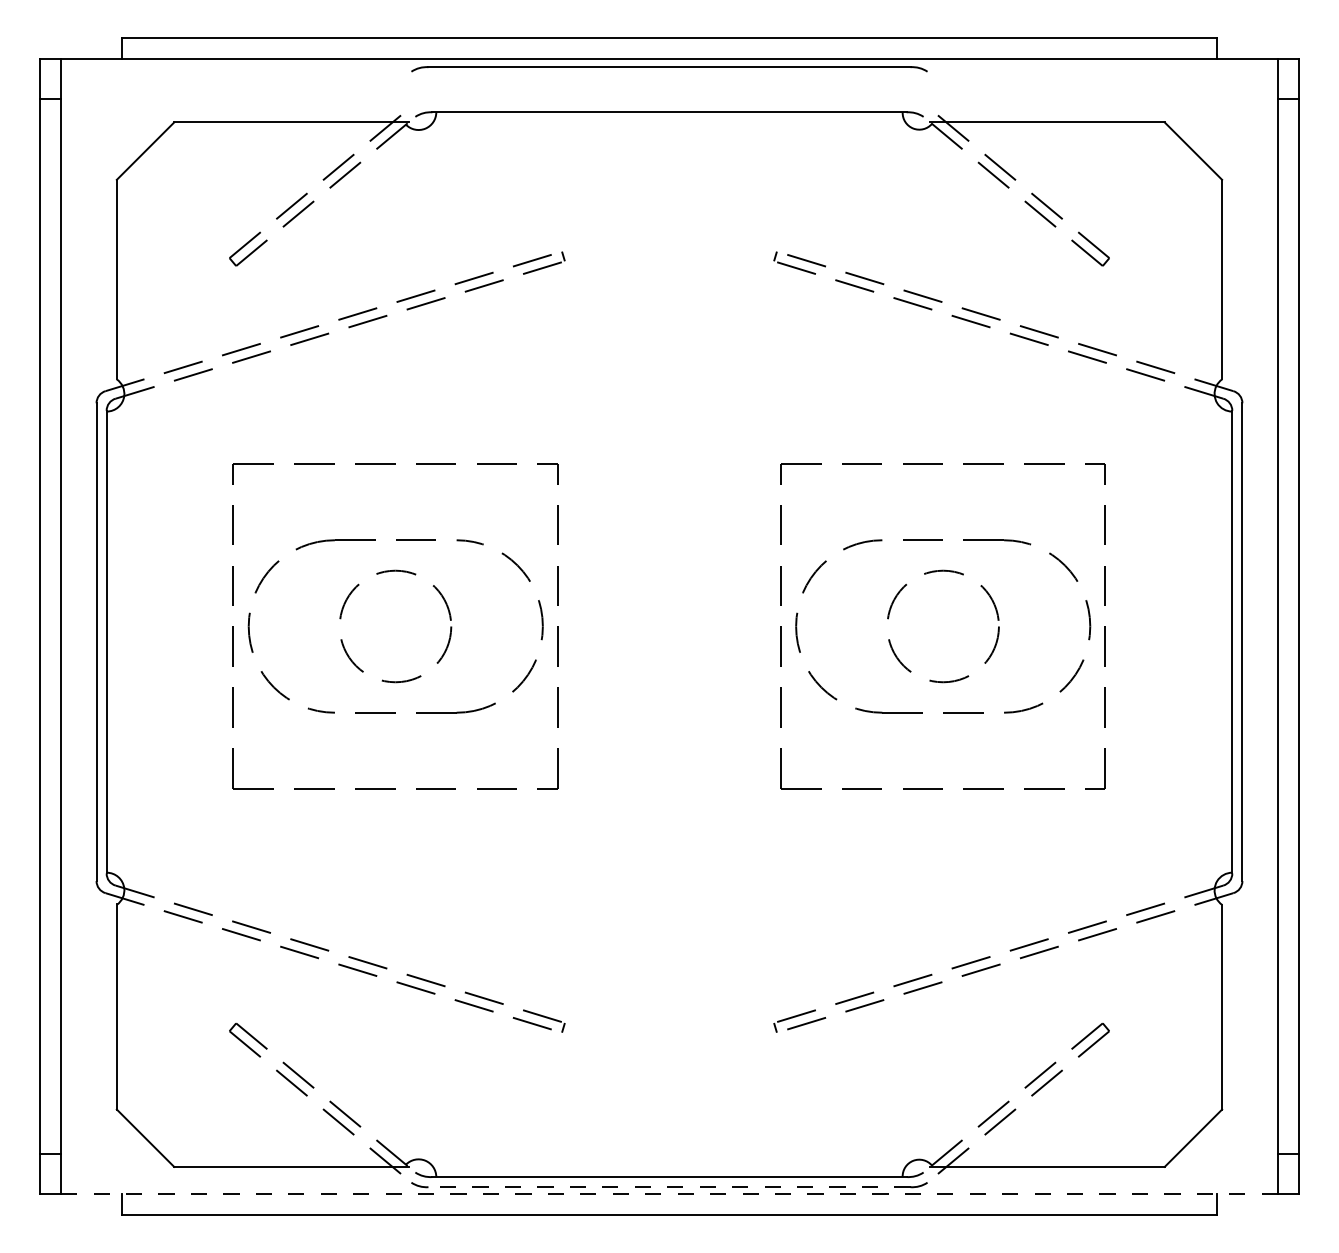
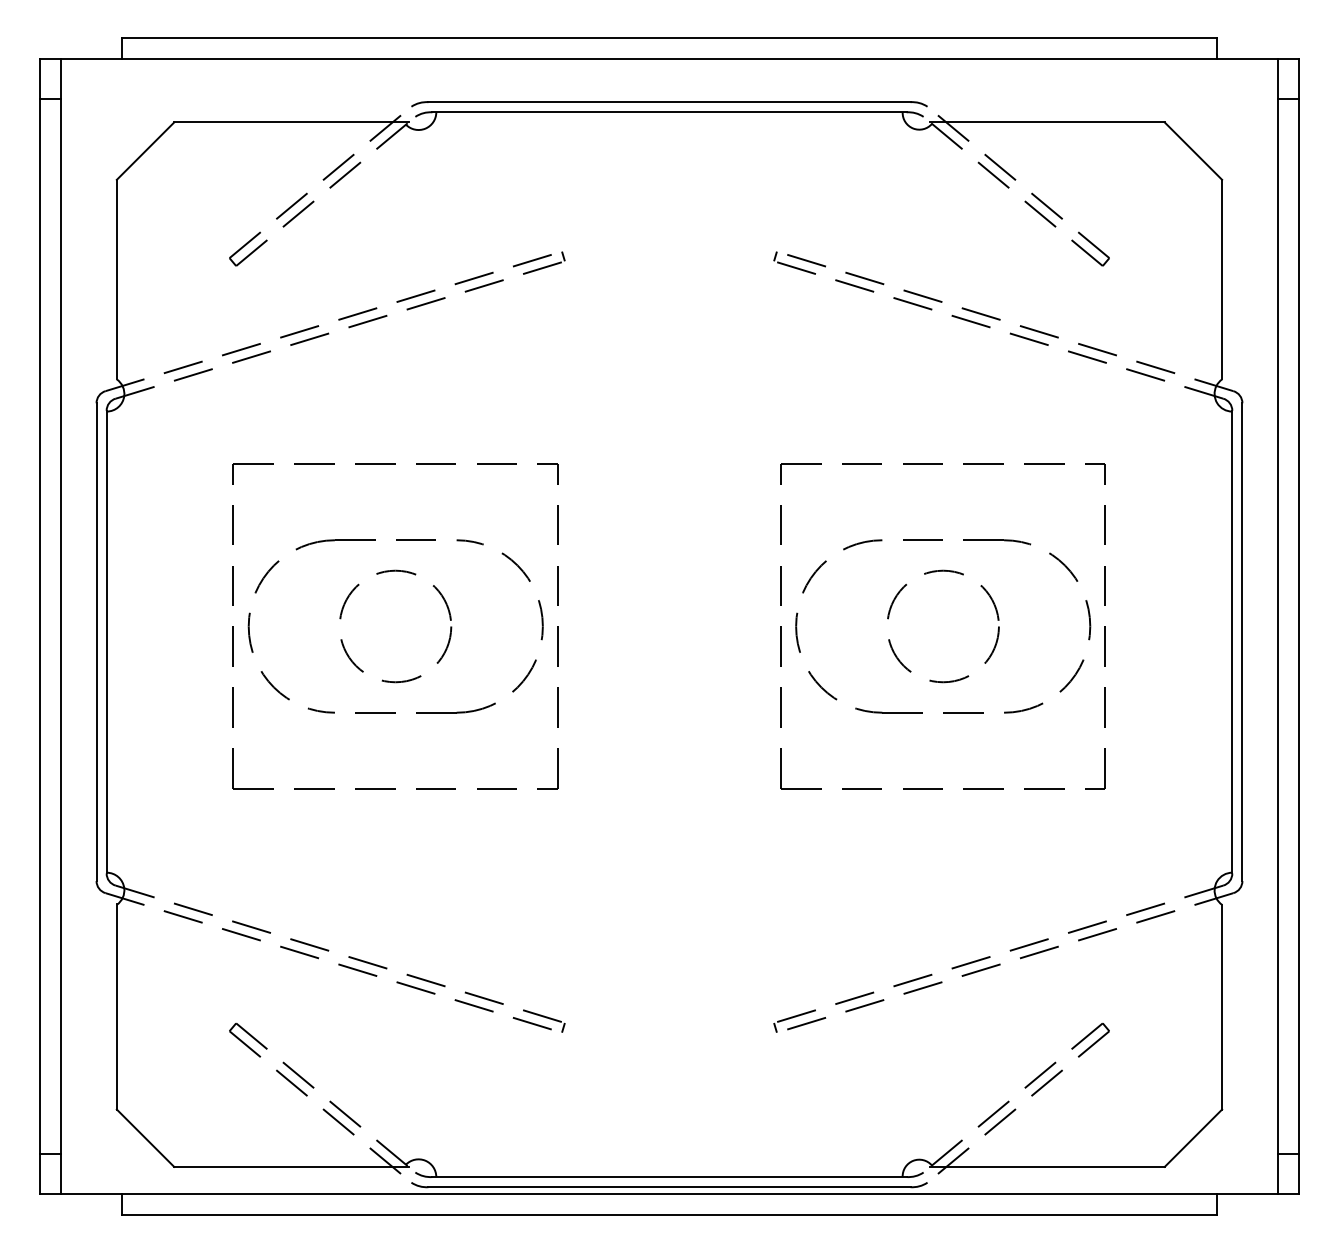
part position: (669, 69) -> (669, 104) (669, 104)
line: dashed -> solid (669, 1187)
line: dashed -> solid (670, 1194)
